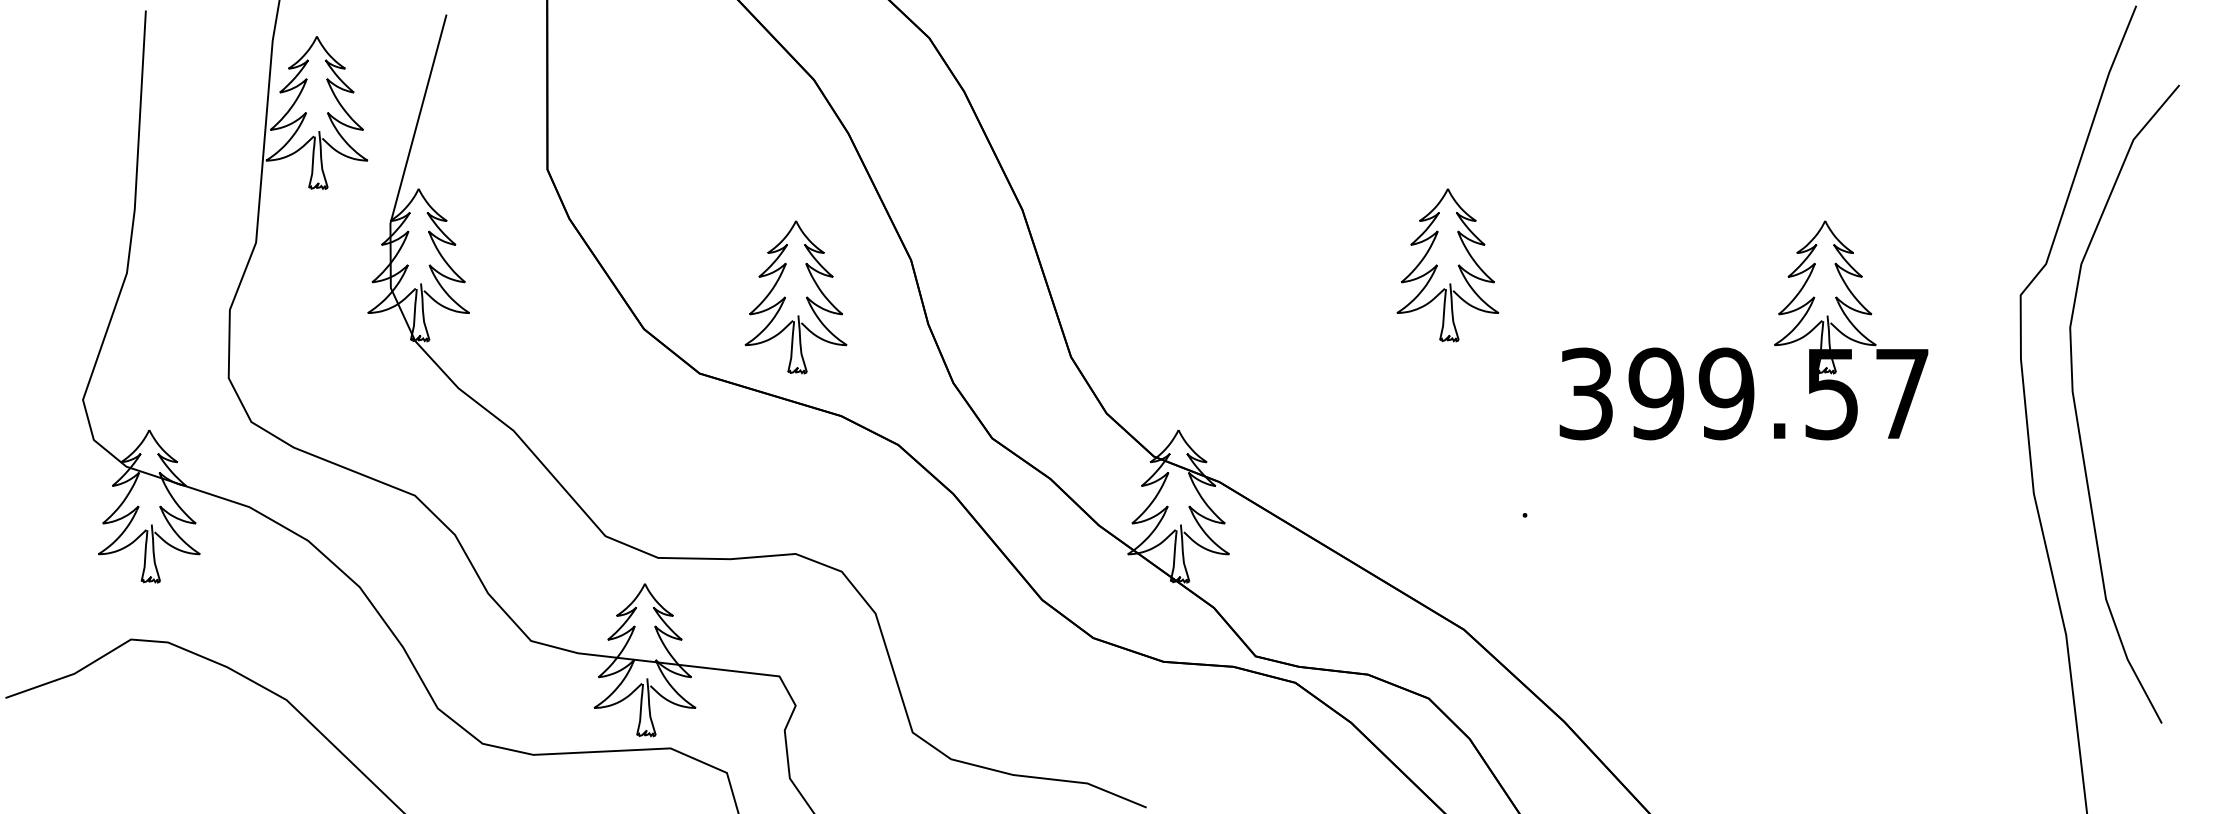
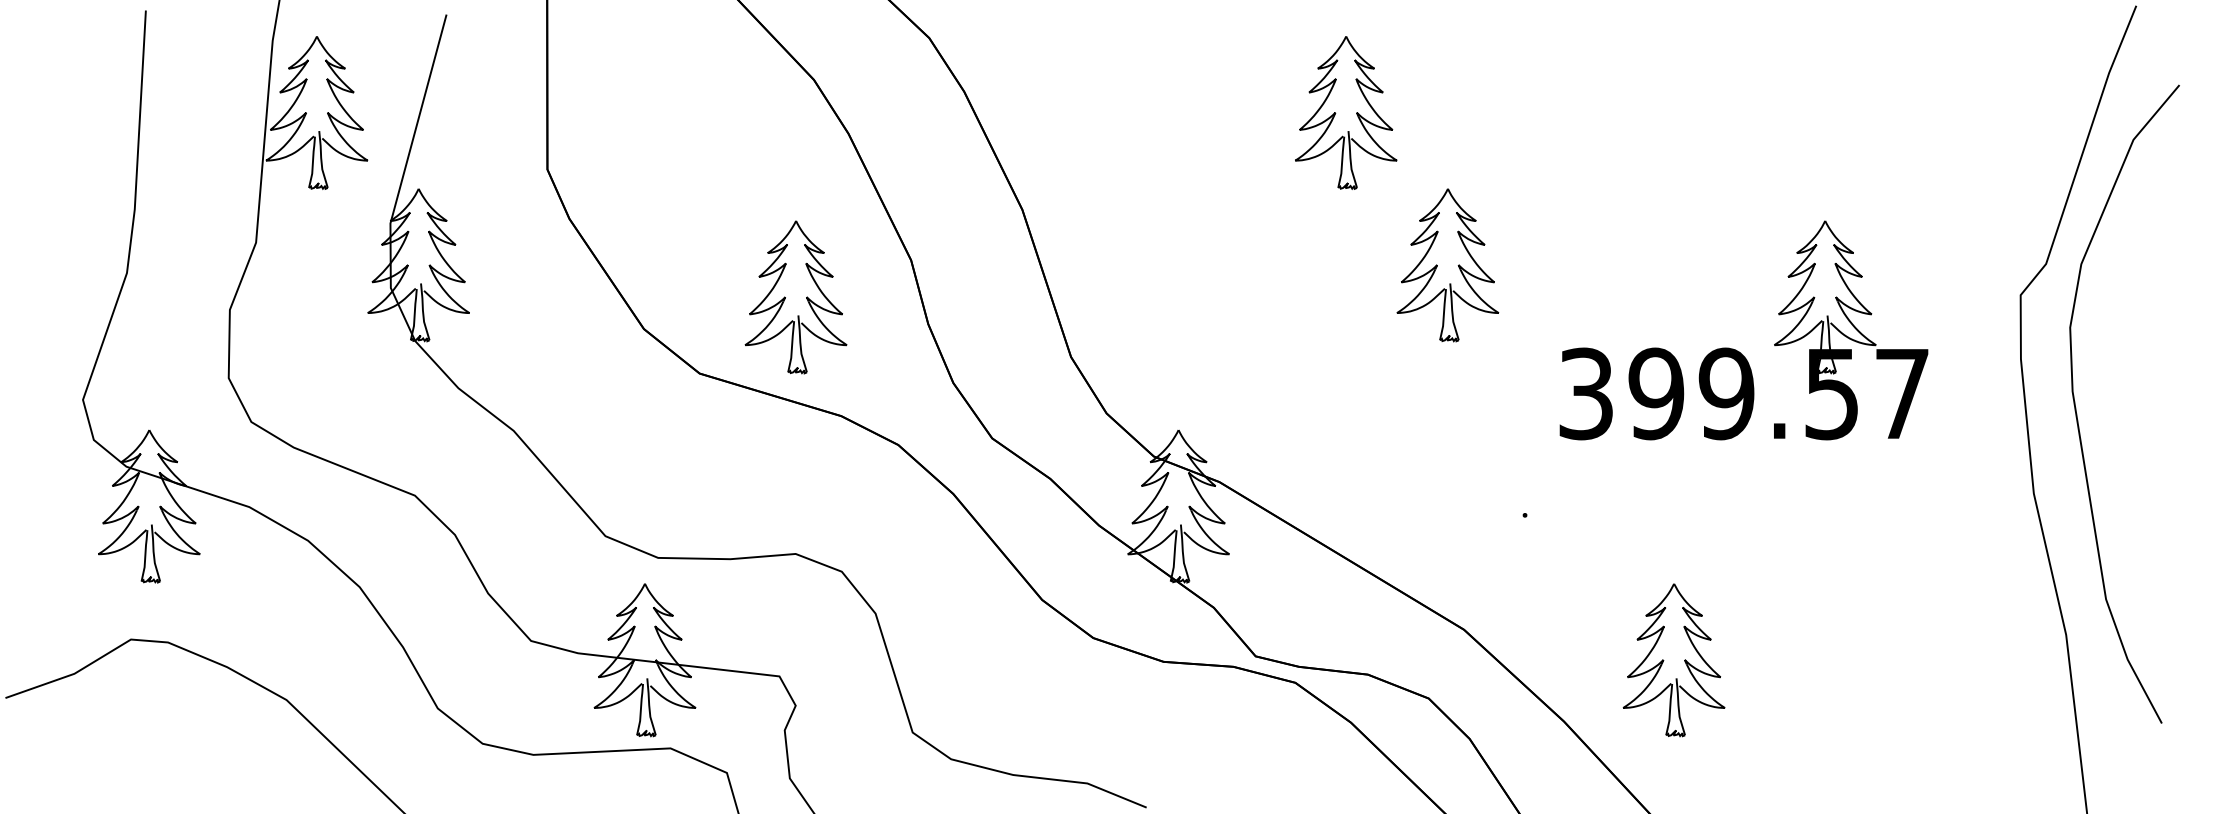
part: none -> present (1346, 112)
part: none -> present (1673, 660)
